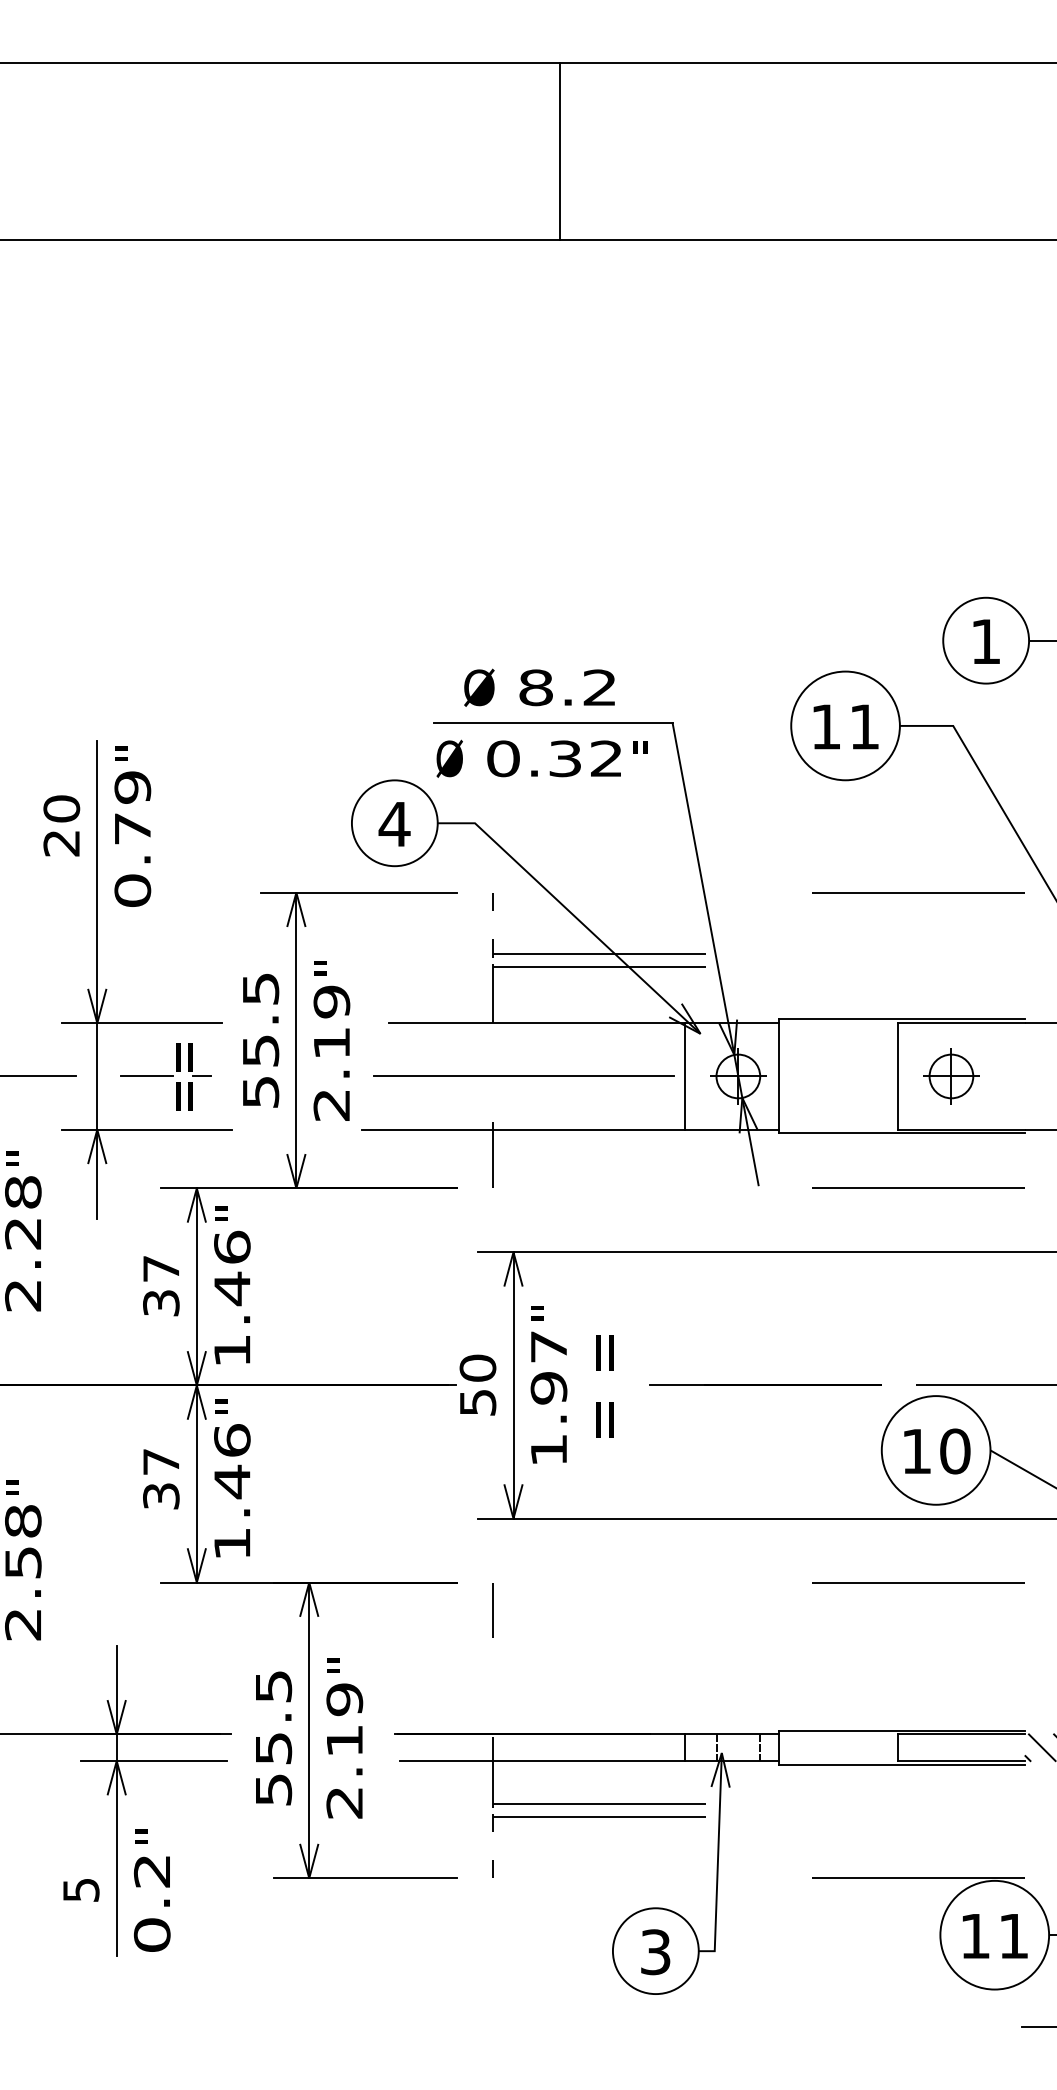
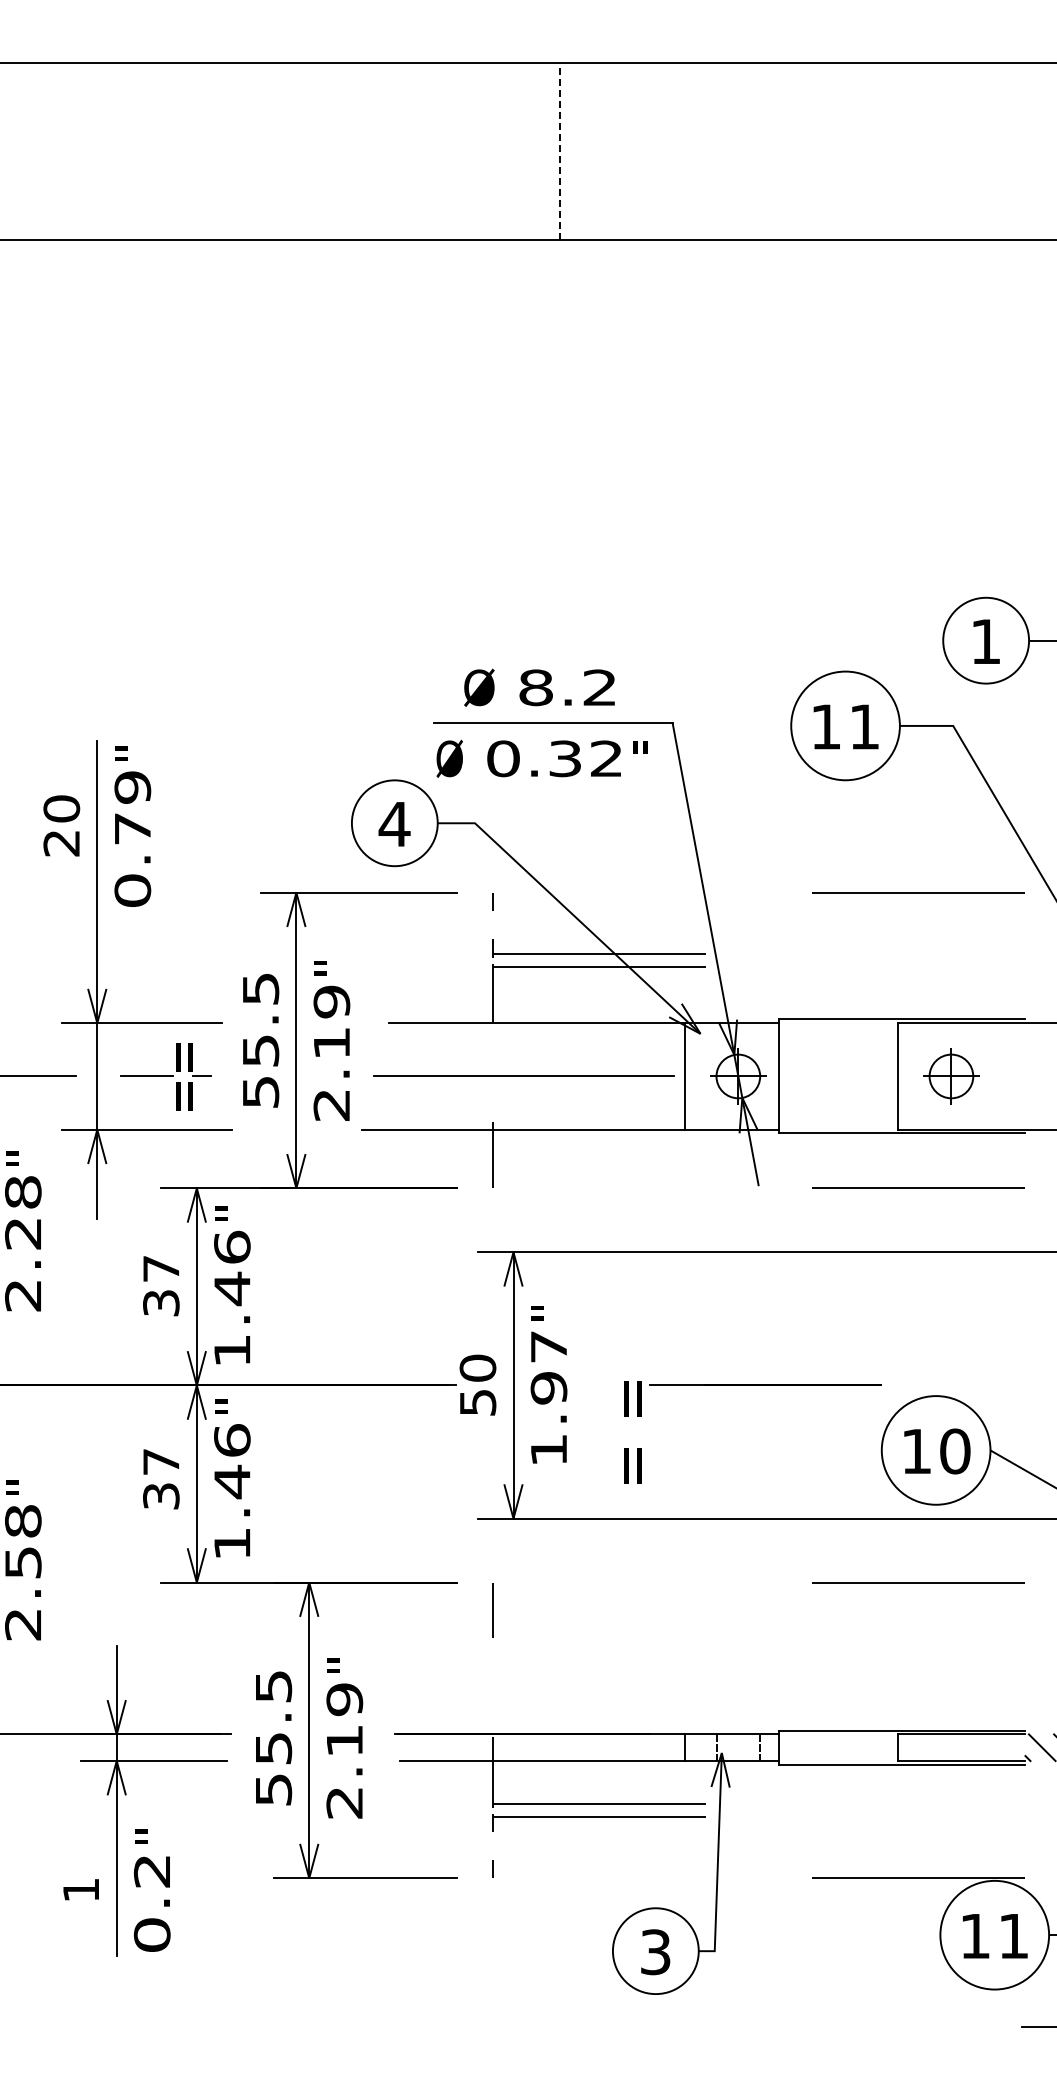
line: solid -> dashed (560, 151)
line: present -> none (984, 1385)
text position: (604, 1386) -> (632, 1432) (632, 1432)
text: 5 -> 1 (81, 1890)
